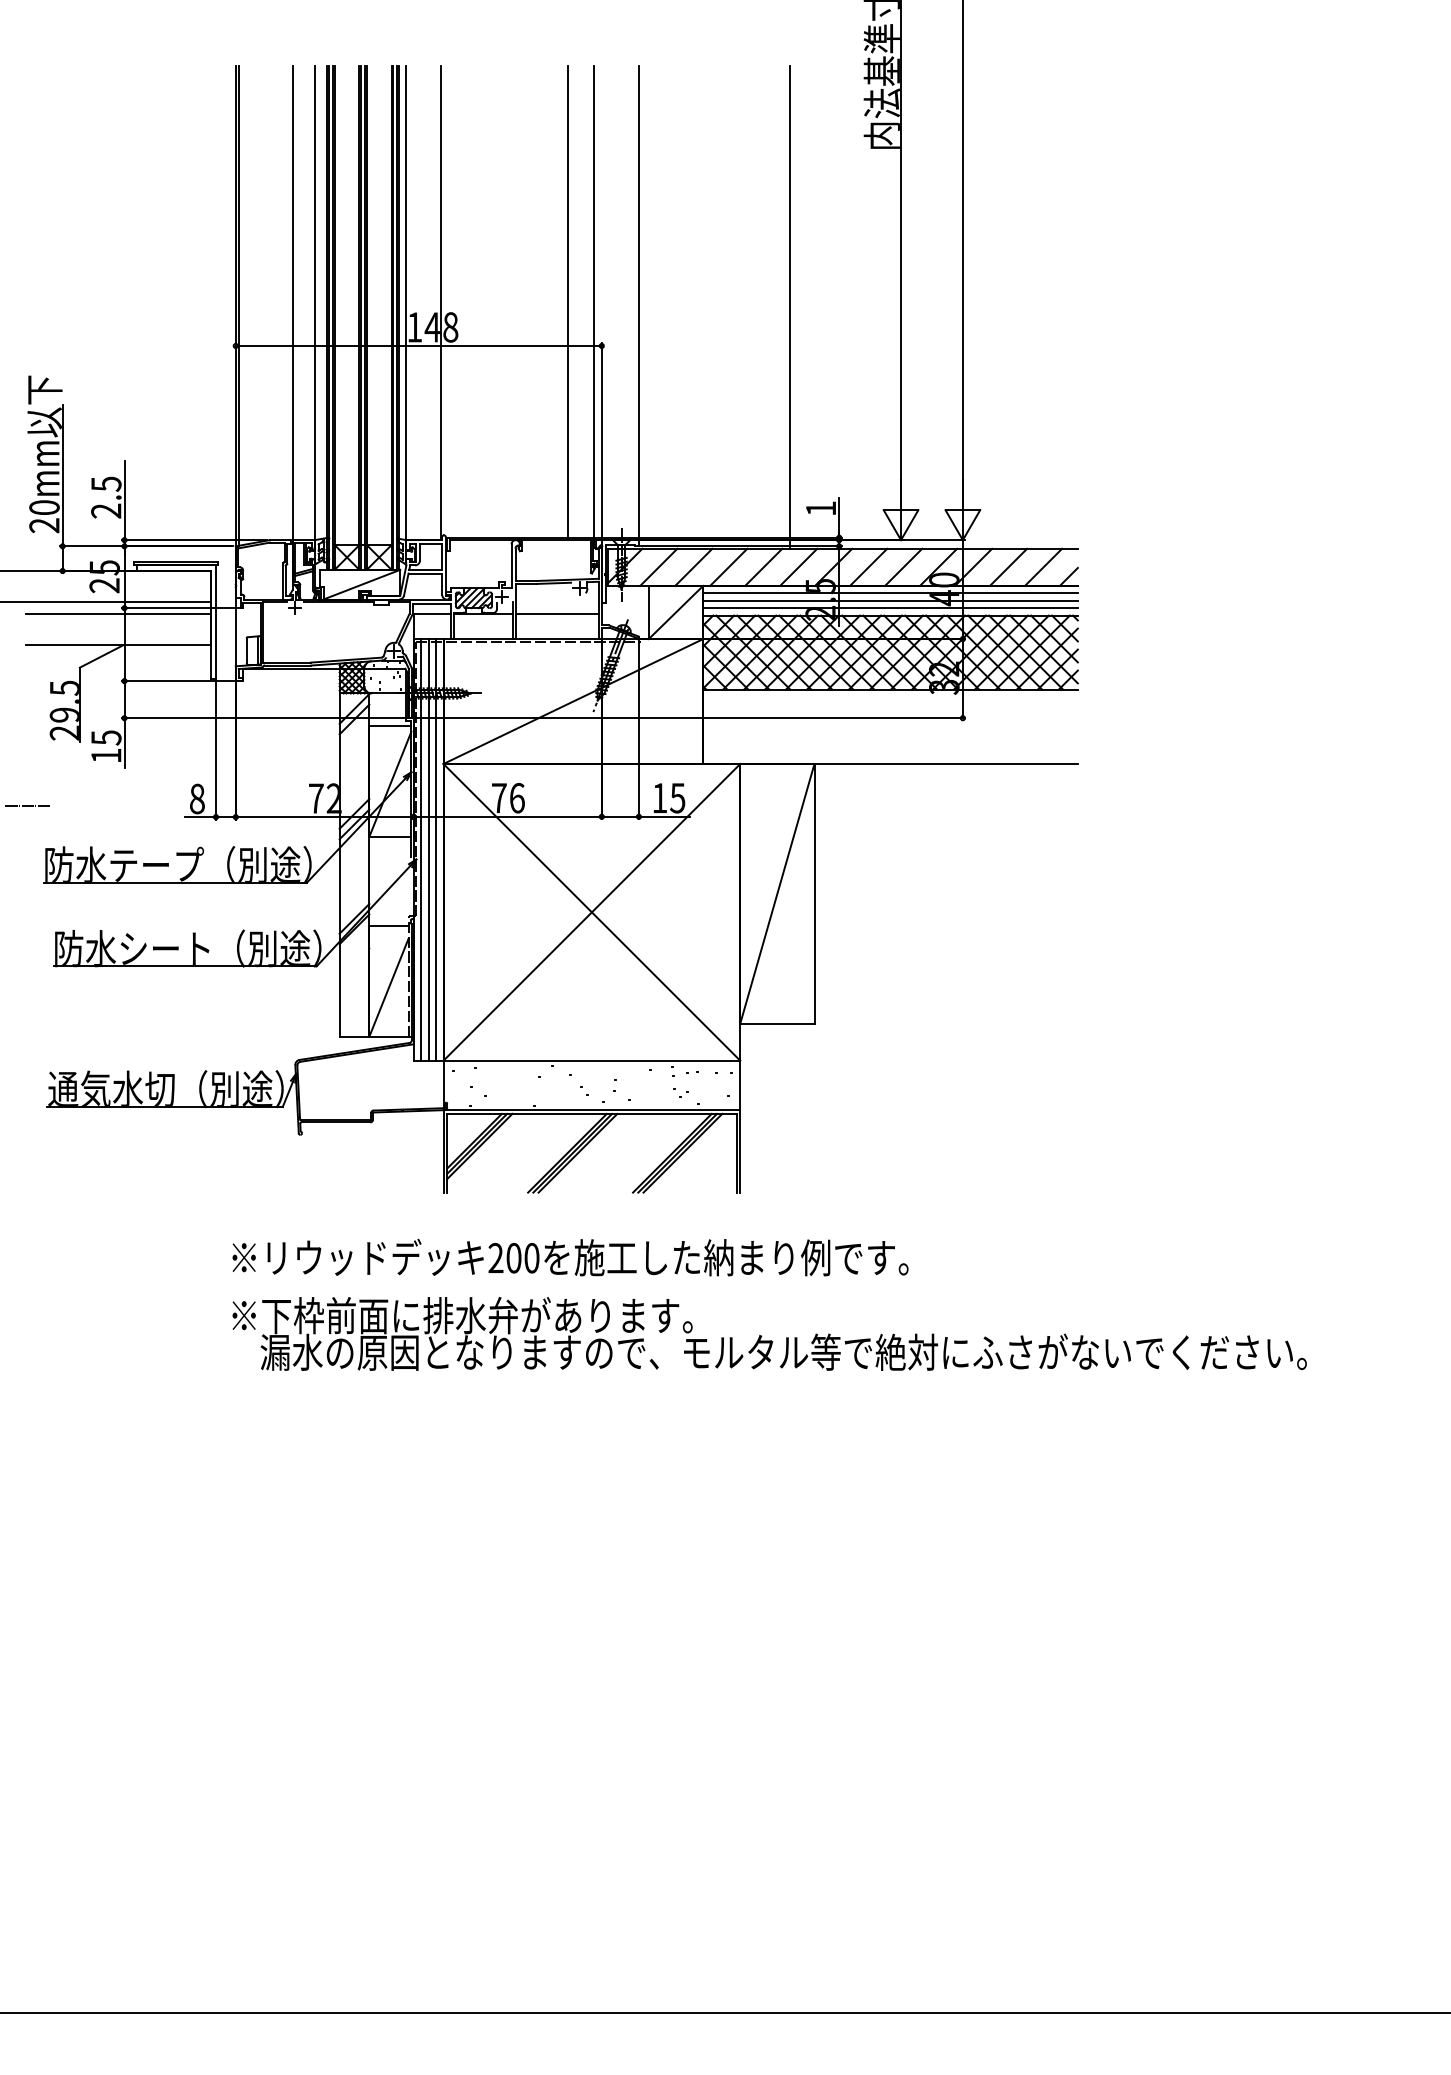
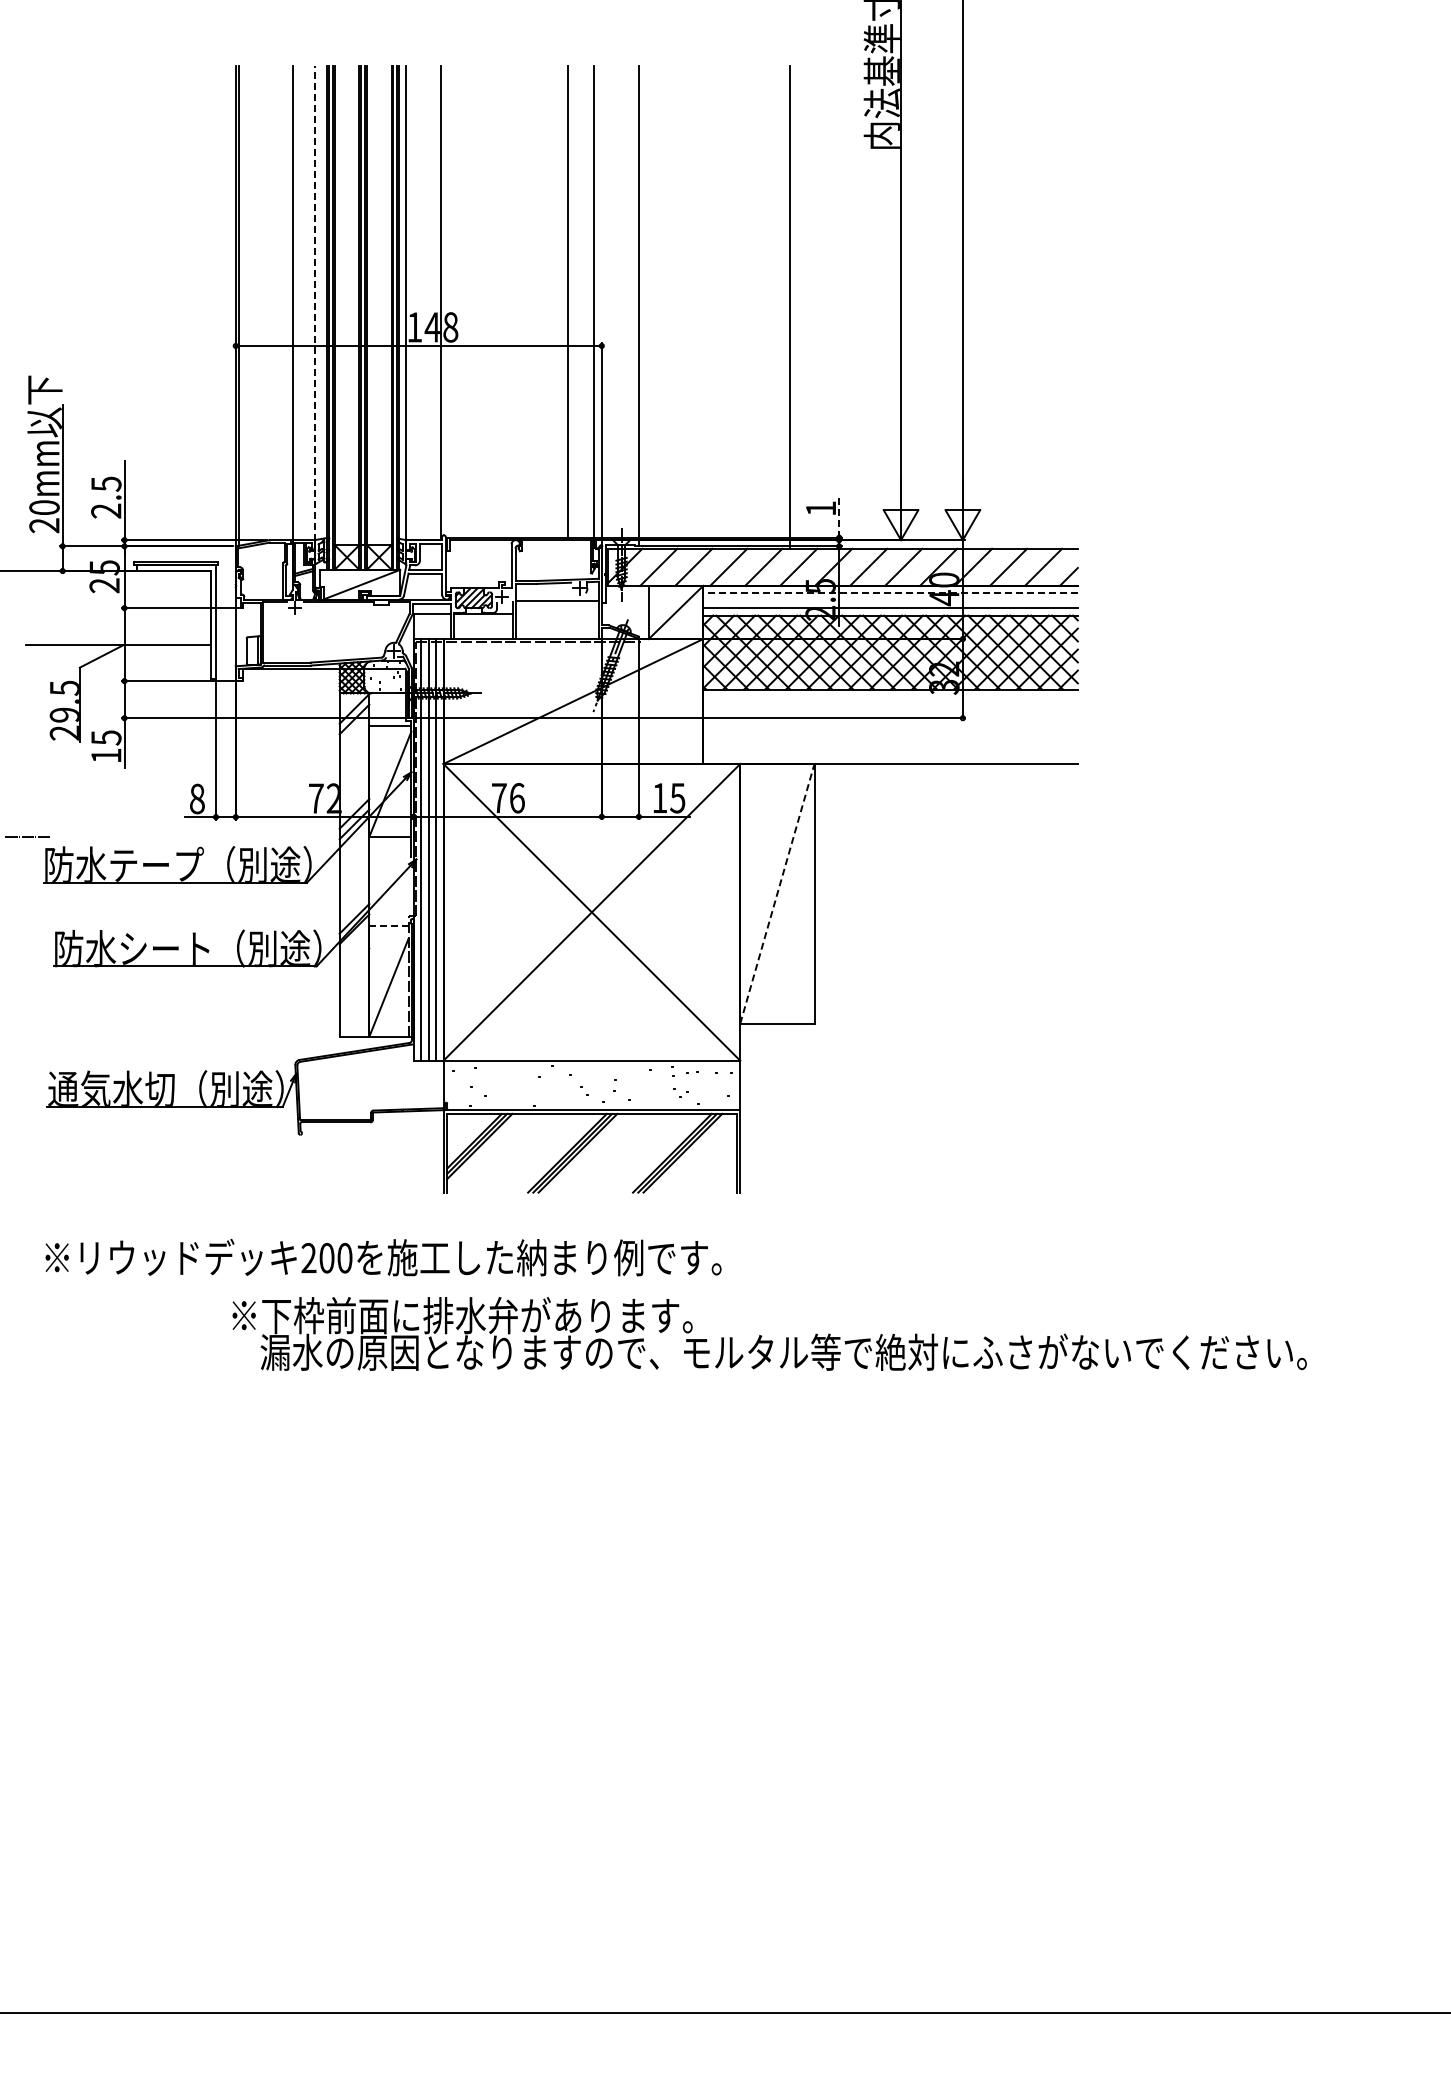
line: solid -> dashed (314, 302)
line: solid -> dashed (839, 518)
line: solid -> dashed (890, 593)
line: present -> none (890, 600)
line: present -> none (106, 601)
line: present -> none (118, 614)
line position: (556, 614) -> (556, 601) (556, 601)
line position: (27, 805) -> (27, 836) (27, 836)
line: solid -> dashed (777, 893)
line: solid -> dashed (388, 925)
text position: (570, 1257) -> (383, 1257) (383, 1257)
